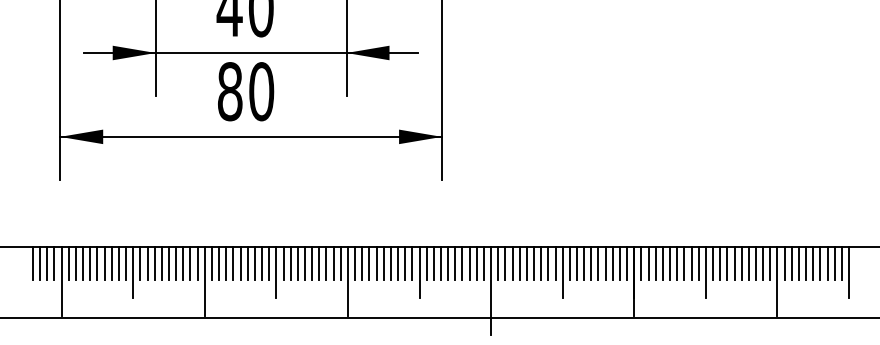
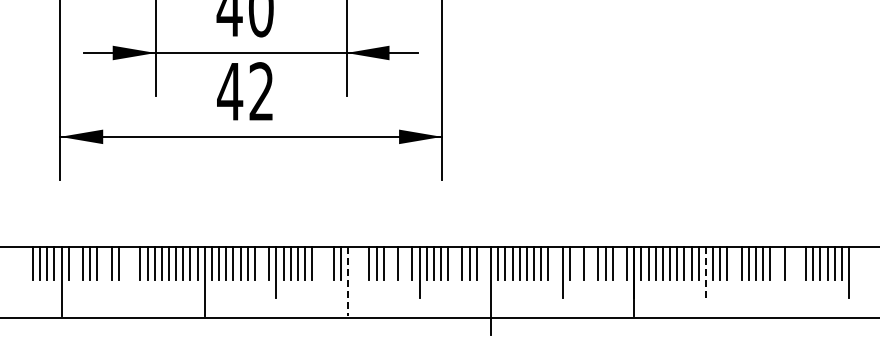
text: 80 -> 42 (245, 91)
line: present -> none (75, 262)
line: present -> none (104, 262)
line: present -> none (126, 262)
line: present -> none (262, 262)
line: present -> none (319, 262)
line: present -> none (326, 262)
line: present -> none (355, 262)
line: present -> none (362, 262)
line: present -> none (390, 262)
line: present -> none (405, 262)
line: present -> none (455, 262)
line: present -> none (483, 262)
line: present -> none (555, 262)
line: present -> none (577, 262)
line: present -> none (591, 262)
line: present -> none (619, 262)
line: present -> none (734, 262)
line: present -> none (791, 262)
line: present -> none (798, 262)
line: present -> none (133, 271)
line: solid -> dashed (705, 272)
line: solid -> dashed (347, 281)
line: present -> none (777, 281)
